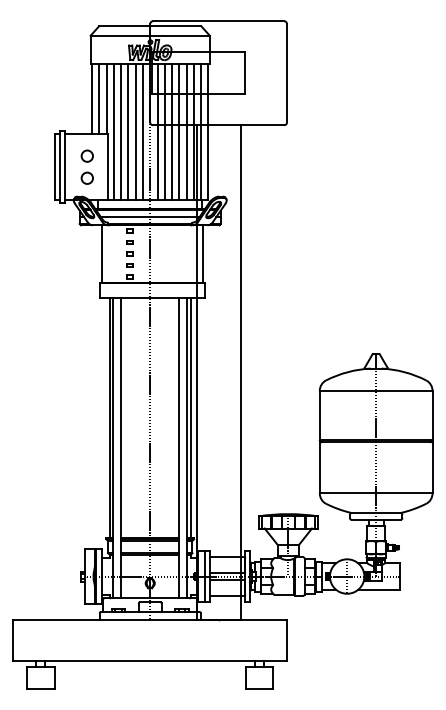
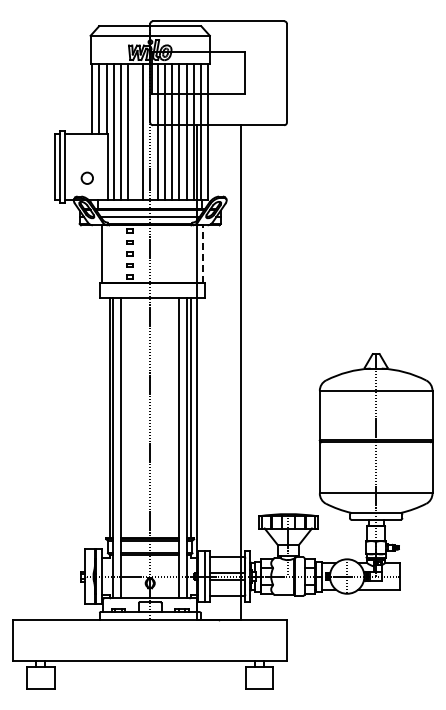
line: present -> none (135, 132)
circle: present -> none (86, 155)
line: solid -> dashed (203, 254)
